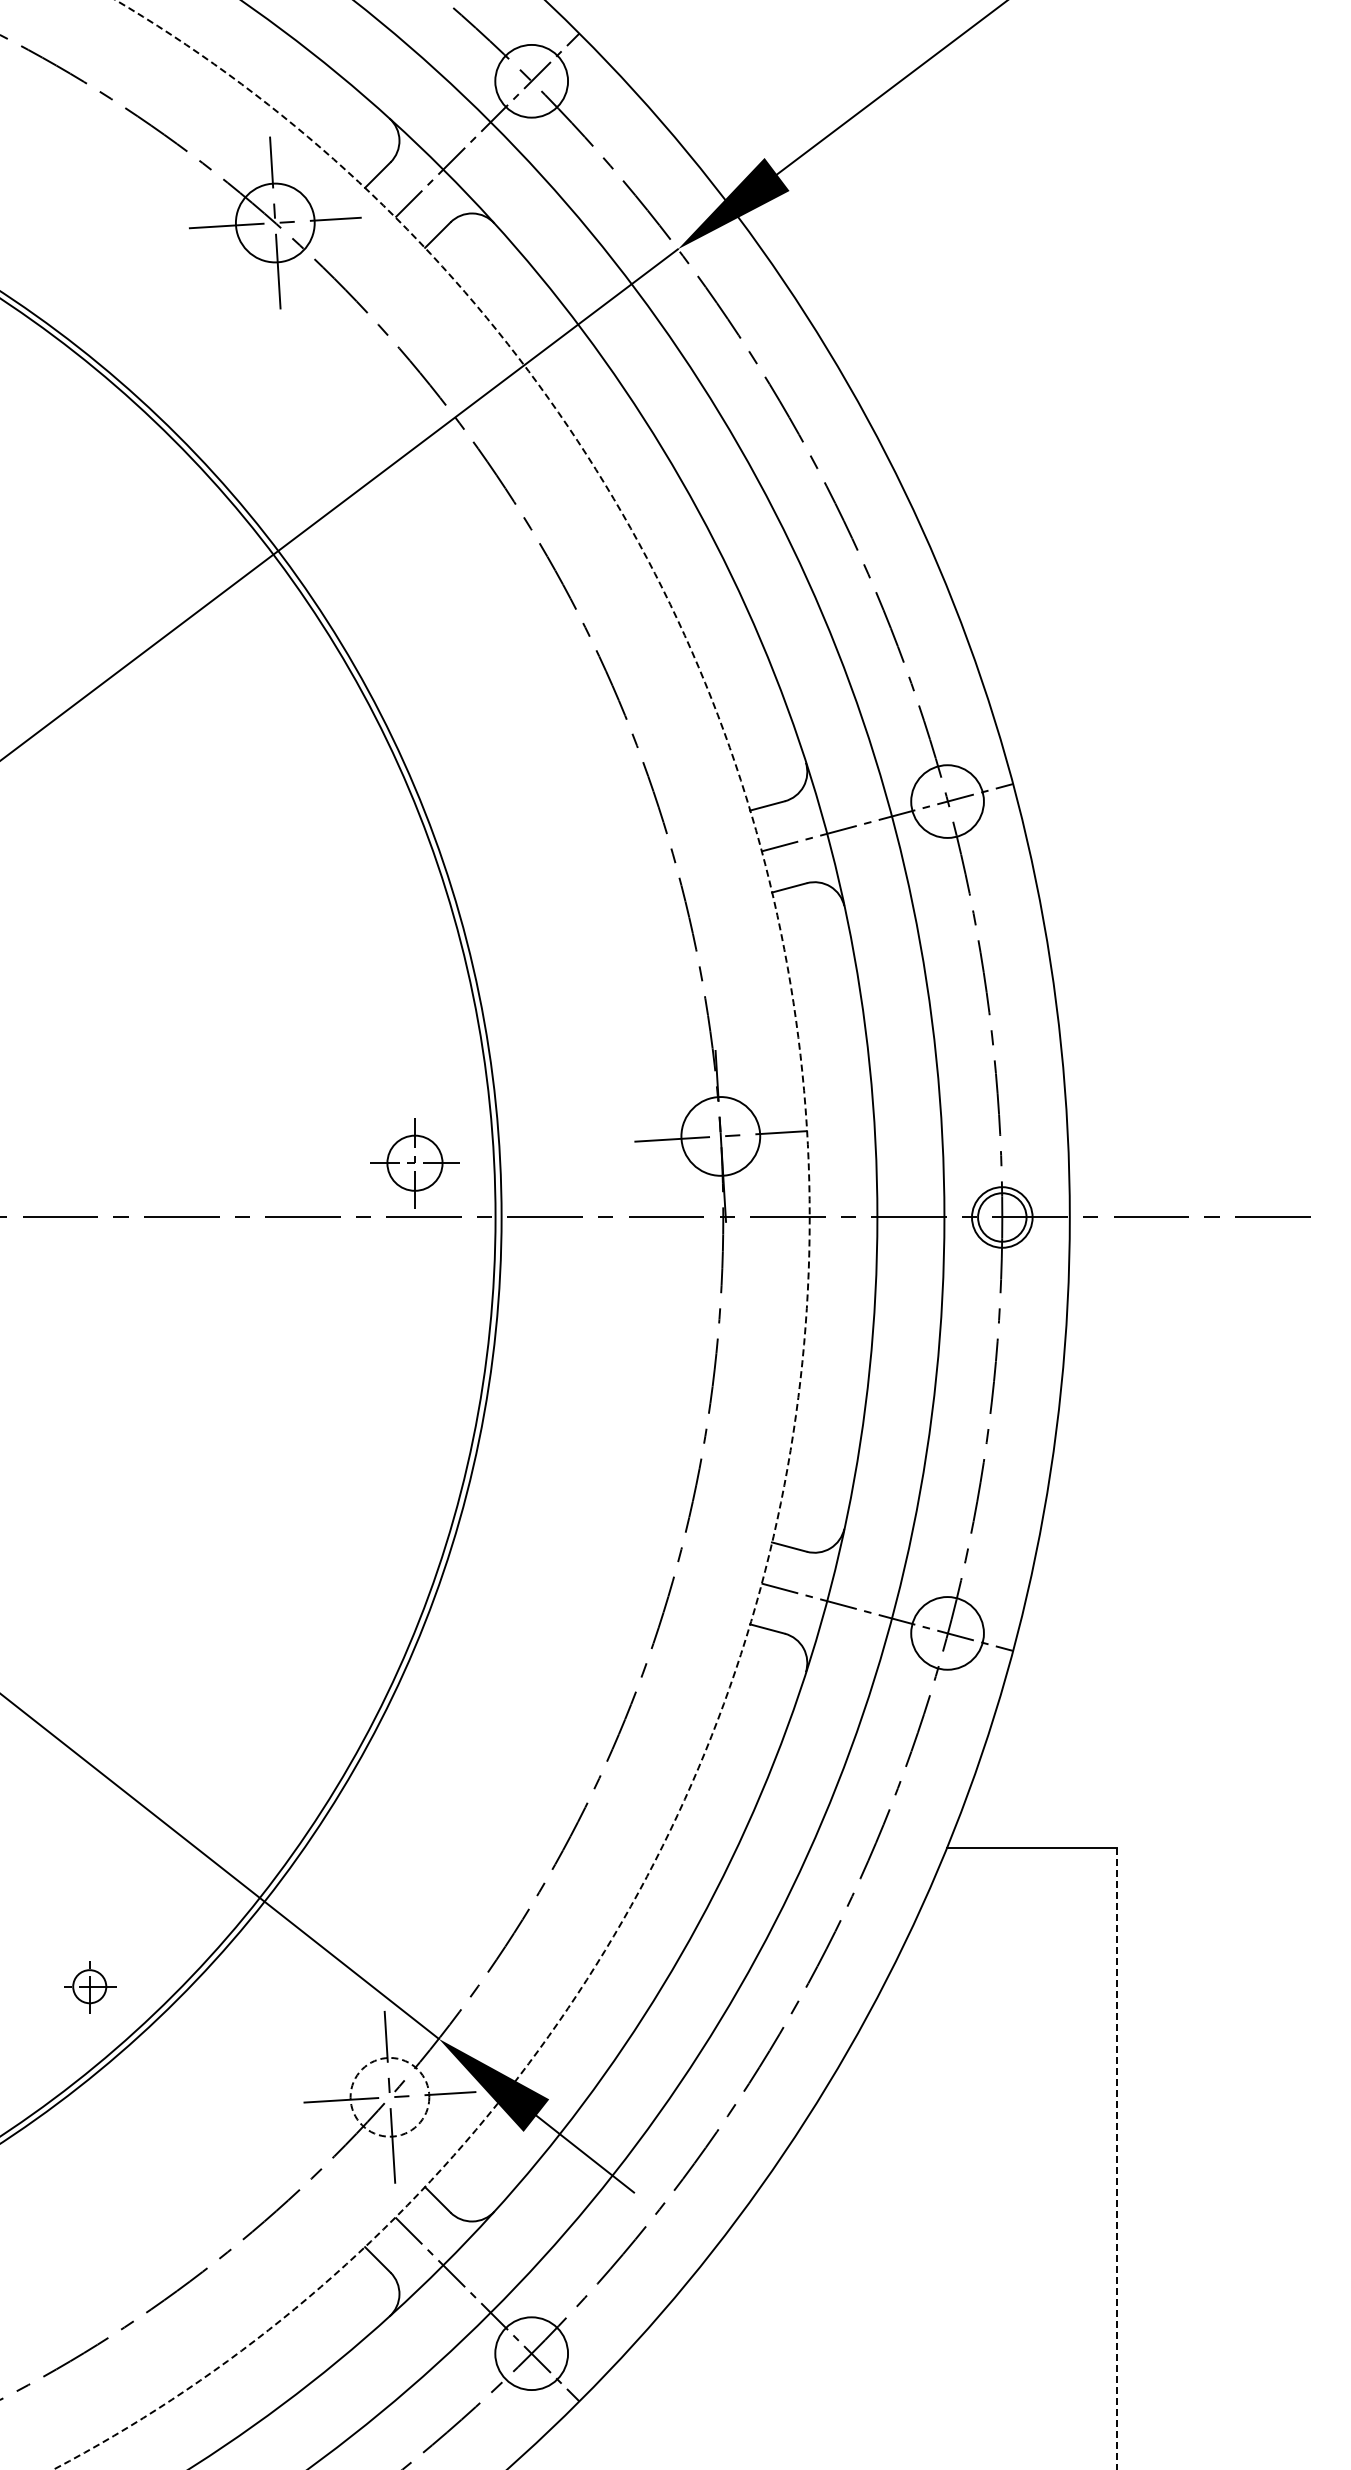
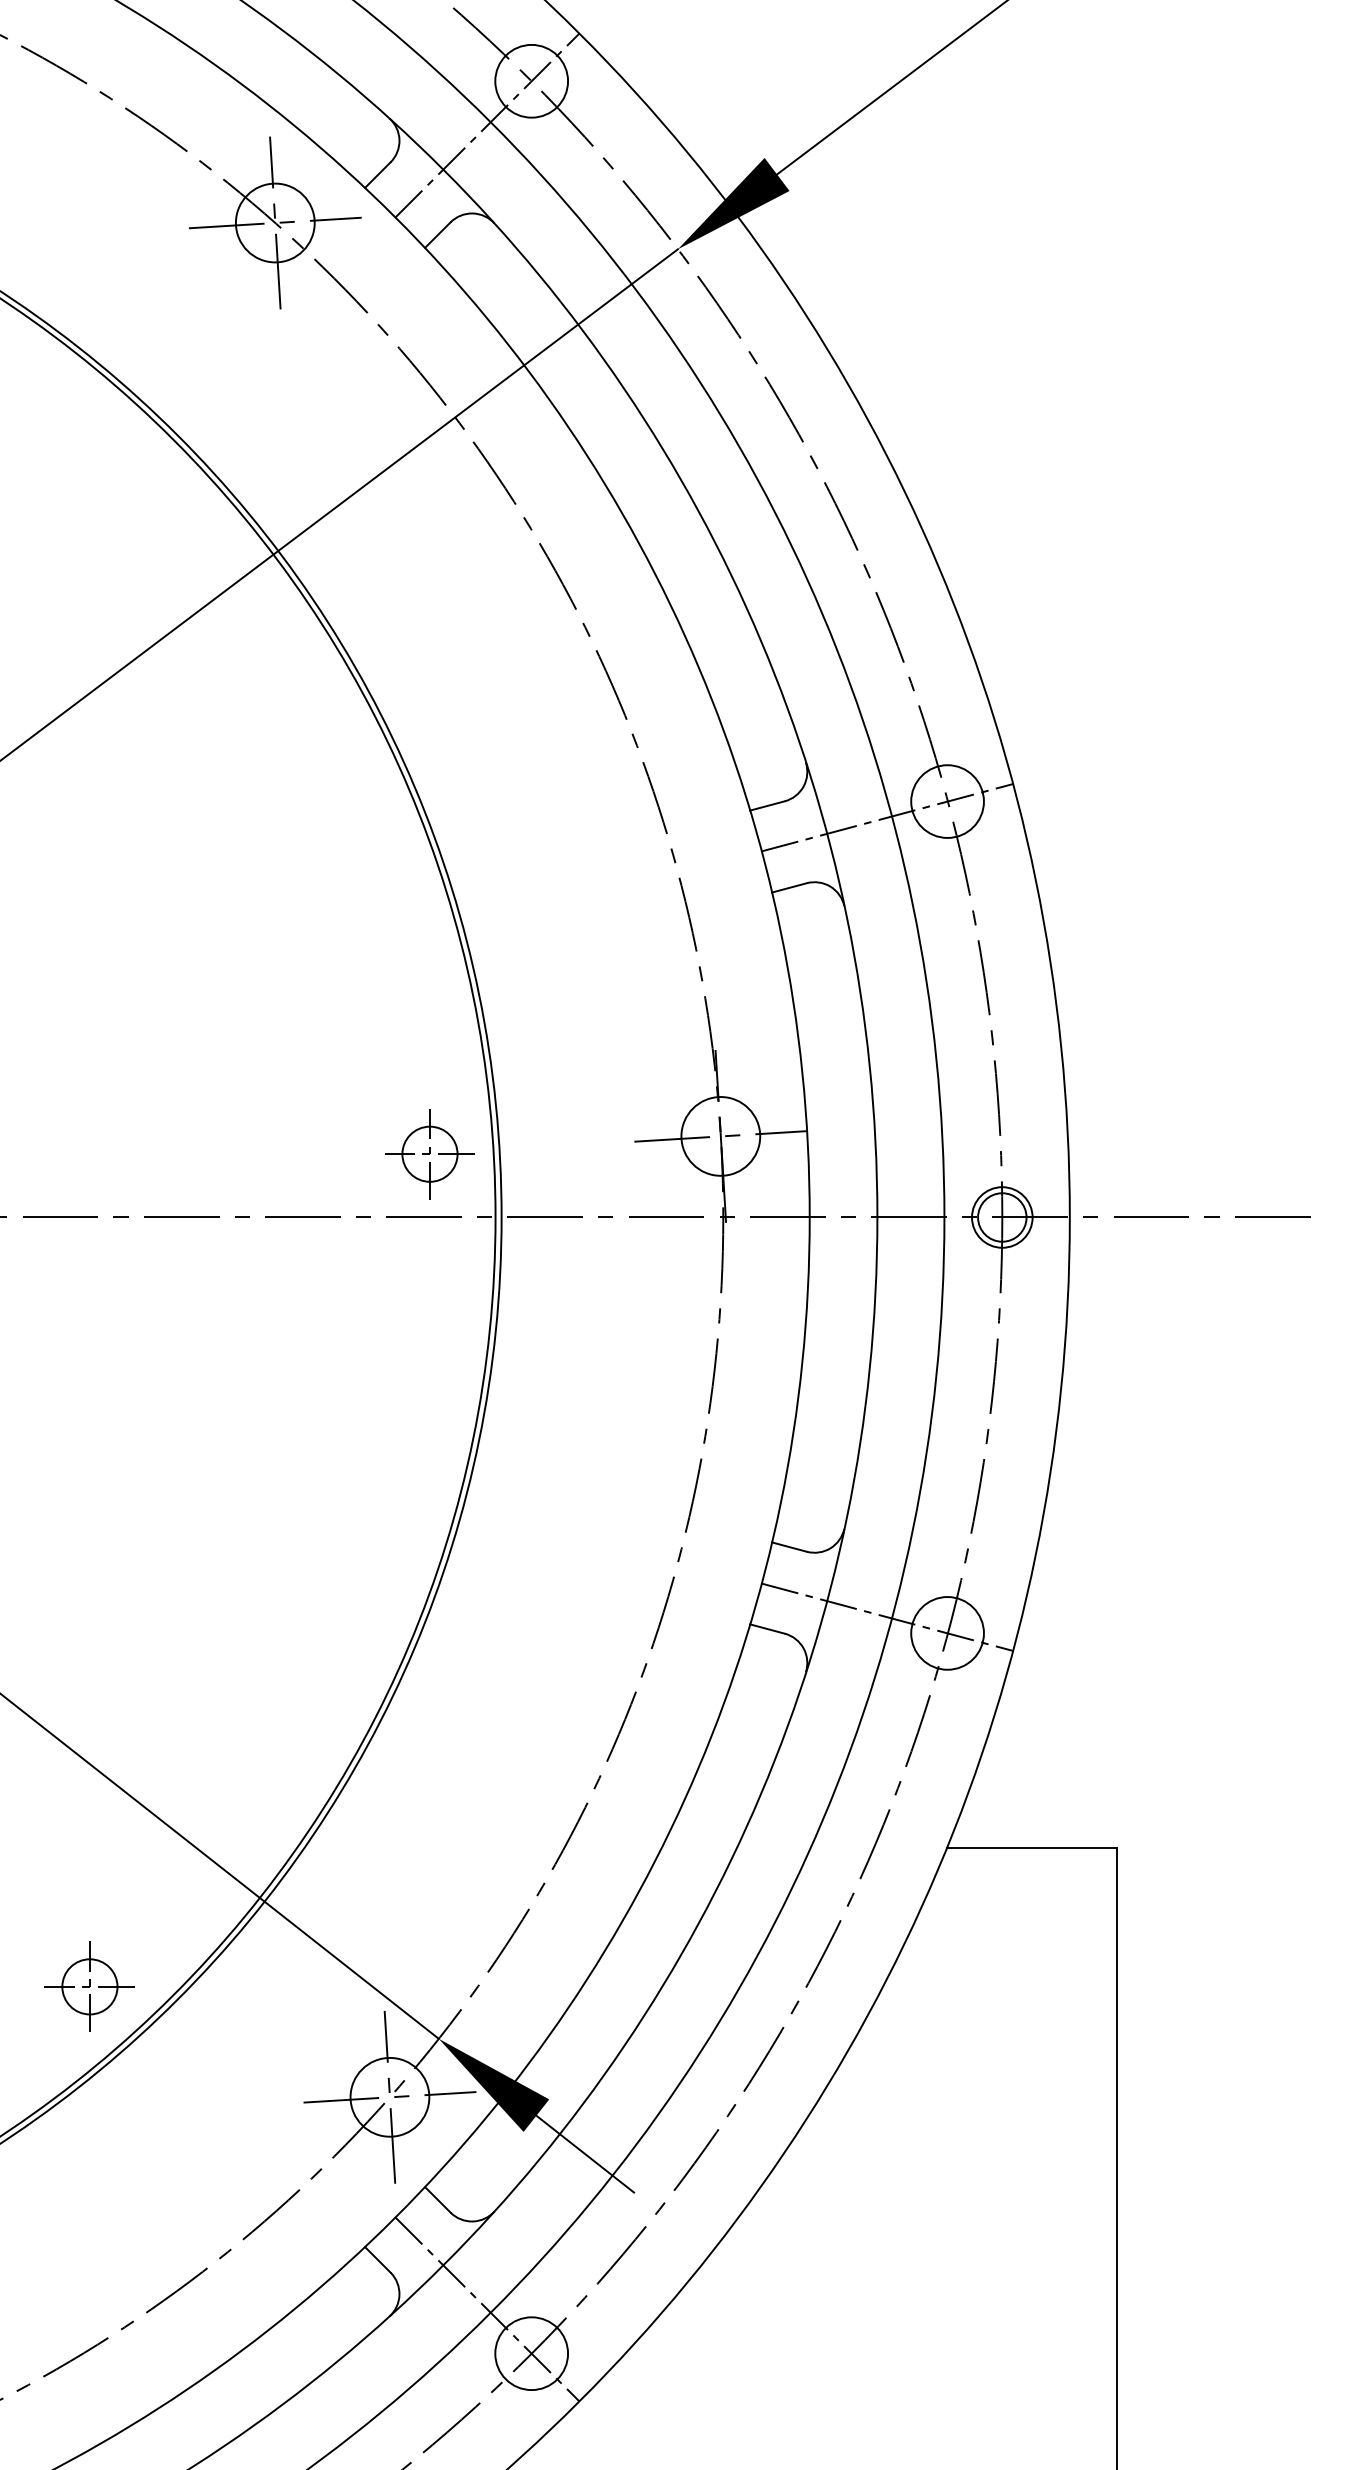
part position: (414, 1163) -> (429, 1154) (429, 1154)
circle: dashed -> solid (431, 1234)
part size: 53x53 px -> 91x91 px (89, 1986)
circle: dashed -> solid (389, 2096)
line: dashed -> solid (1116, 2158)
